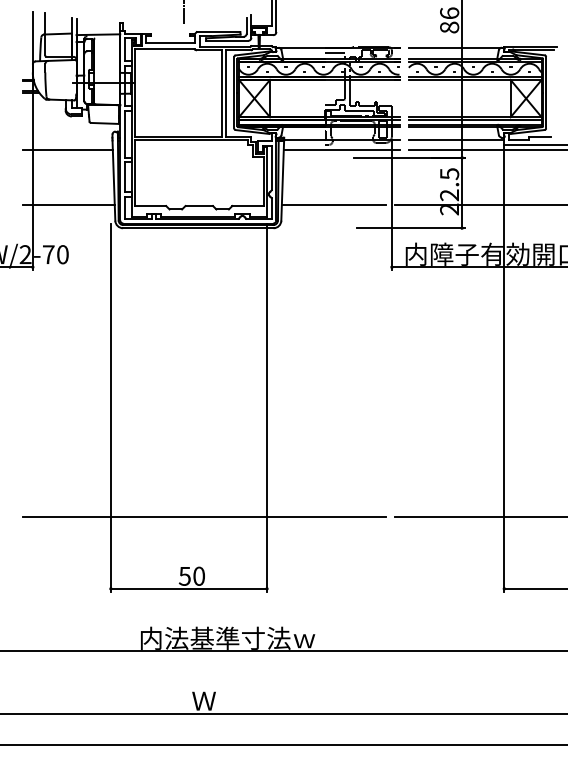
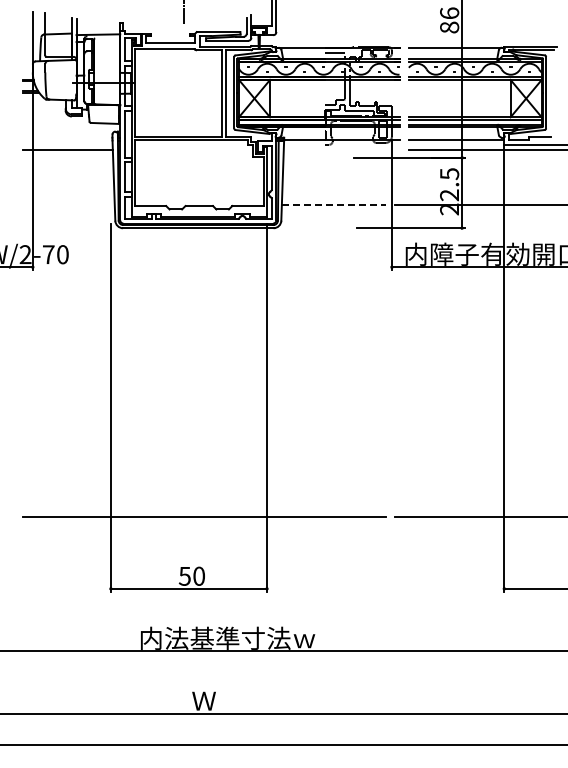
line: present -> none (341, 150)
line: present -> none (68, 204)
line: solid -> dashed (333, 204)
